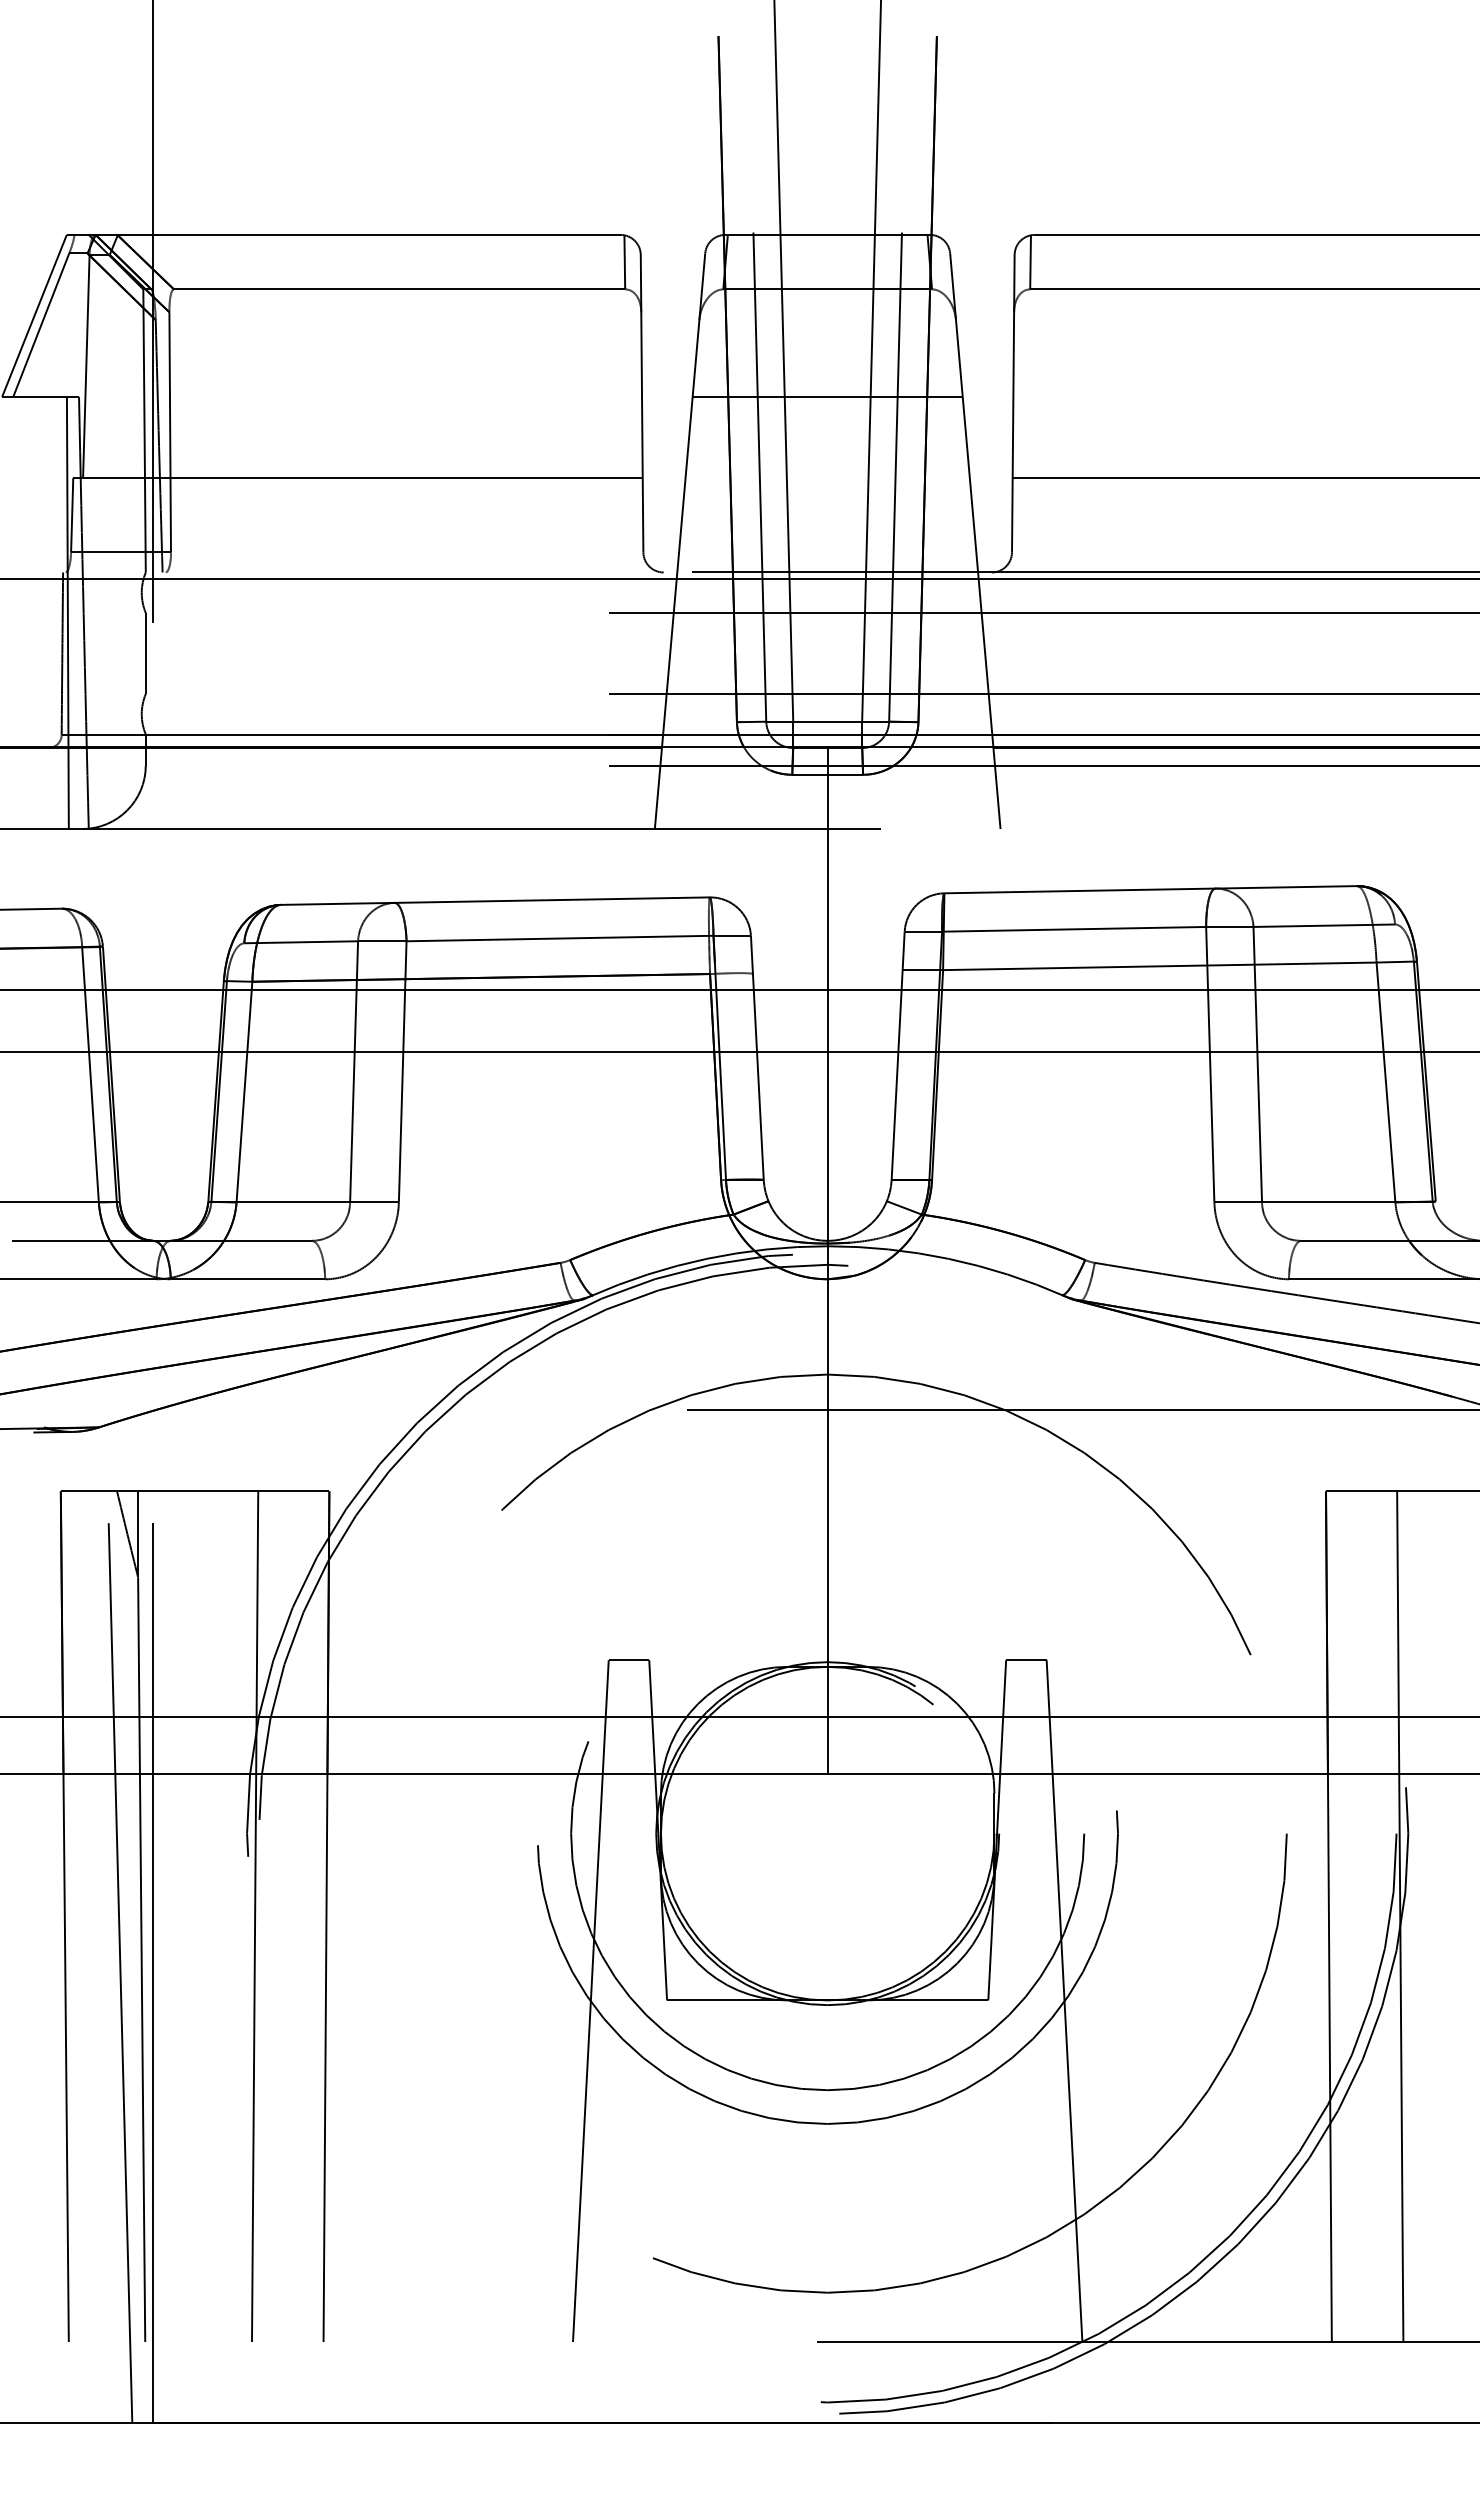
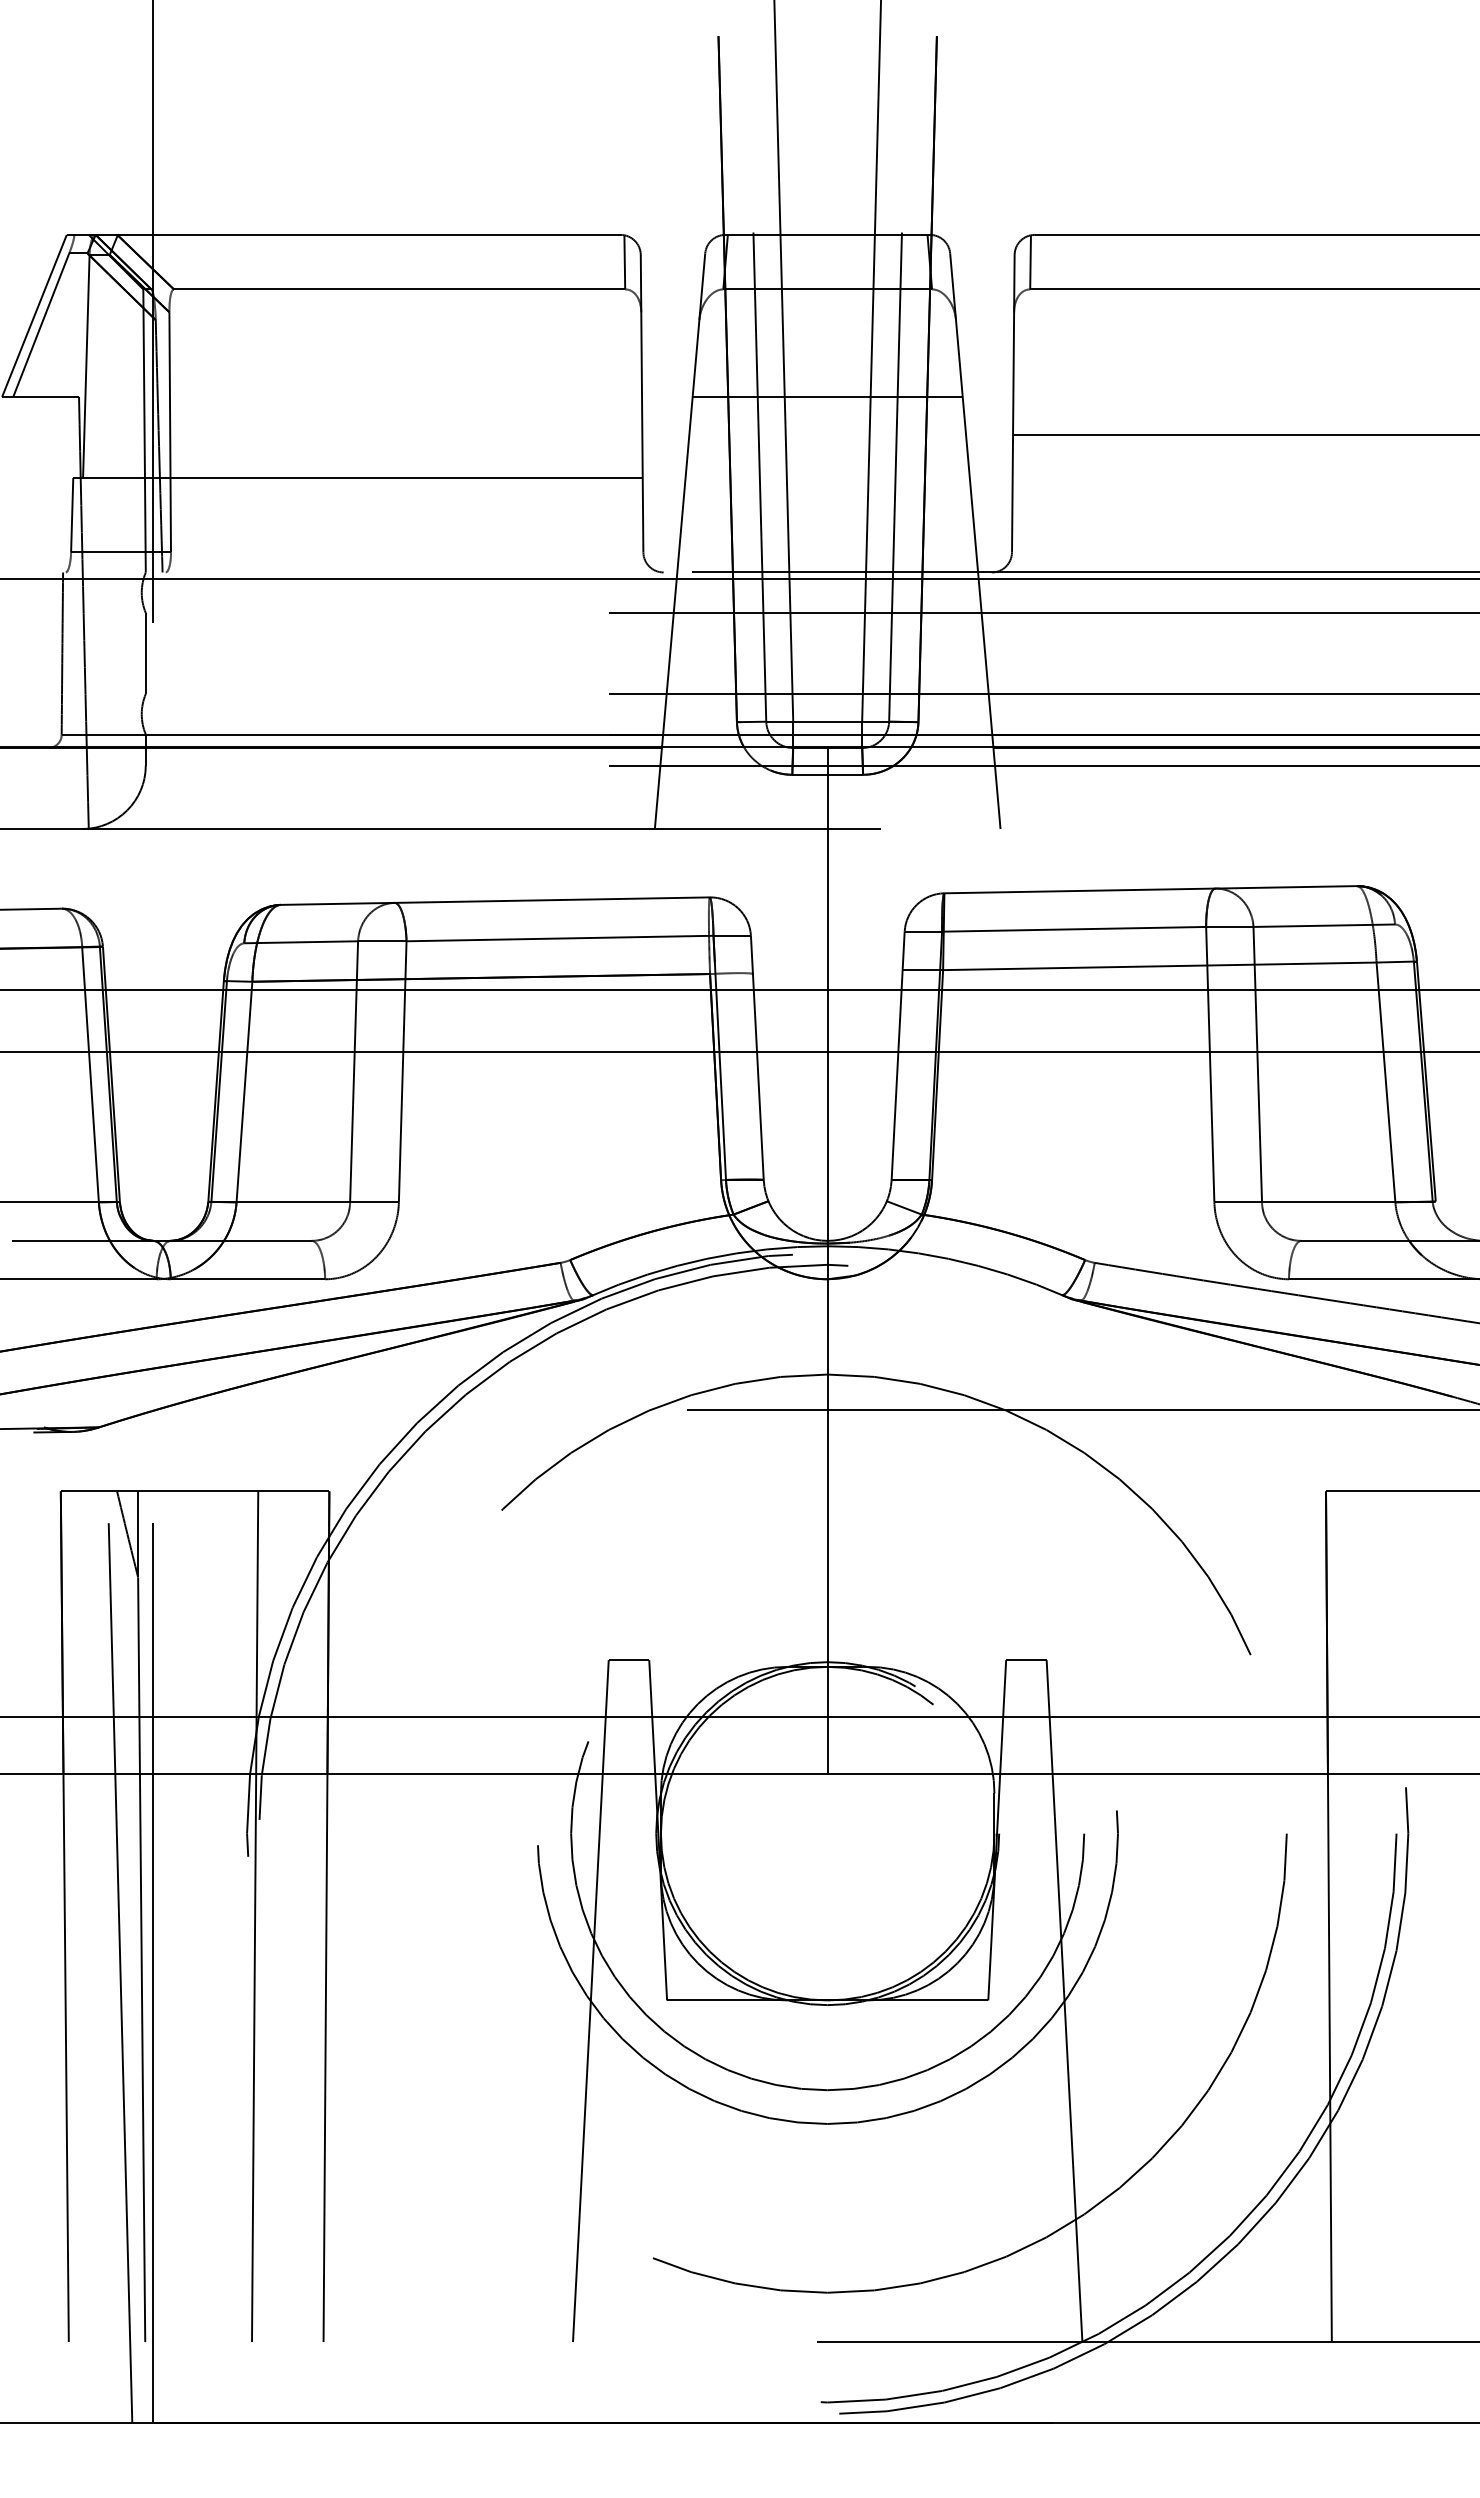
line position: (1244, 477) -> (1244, 434) (1244, 434)
line: present -> none (67, 612)
line: present -> none (1400, 1916)
